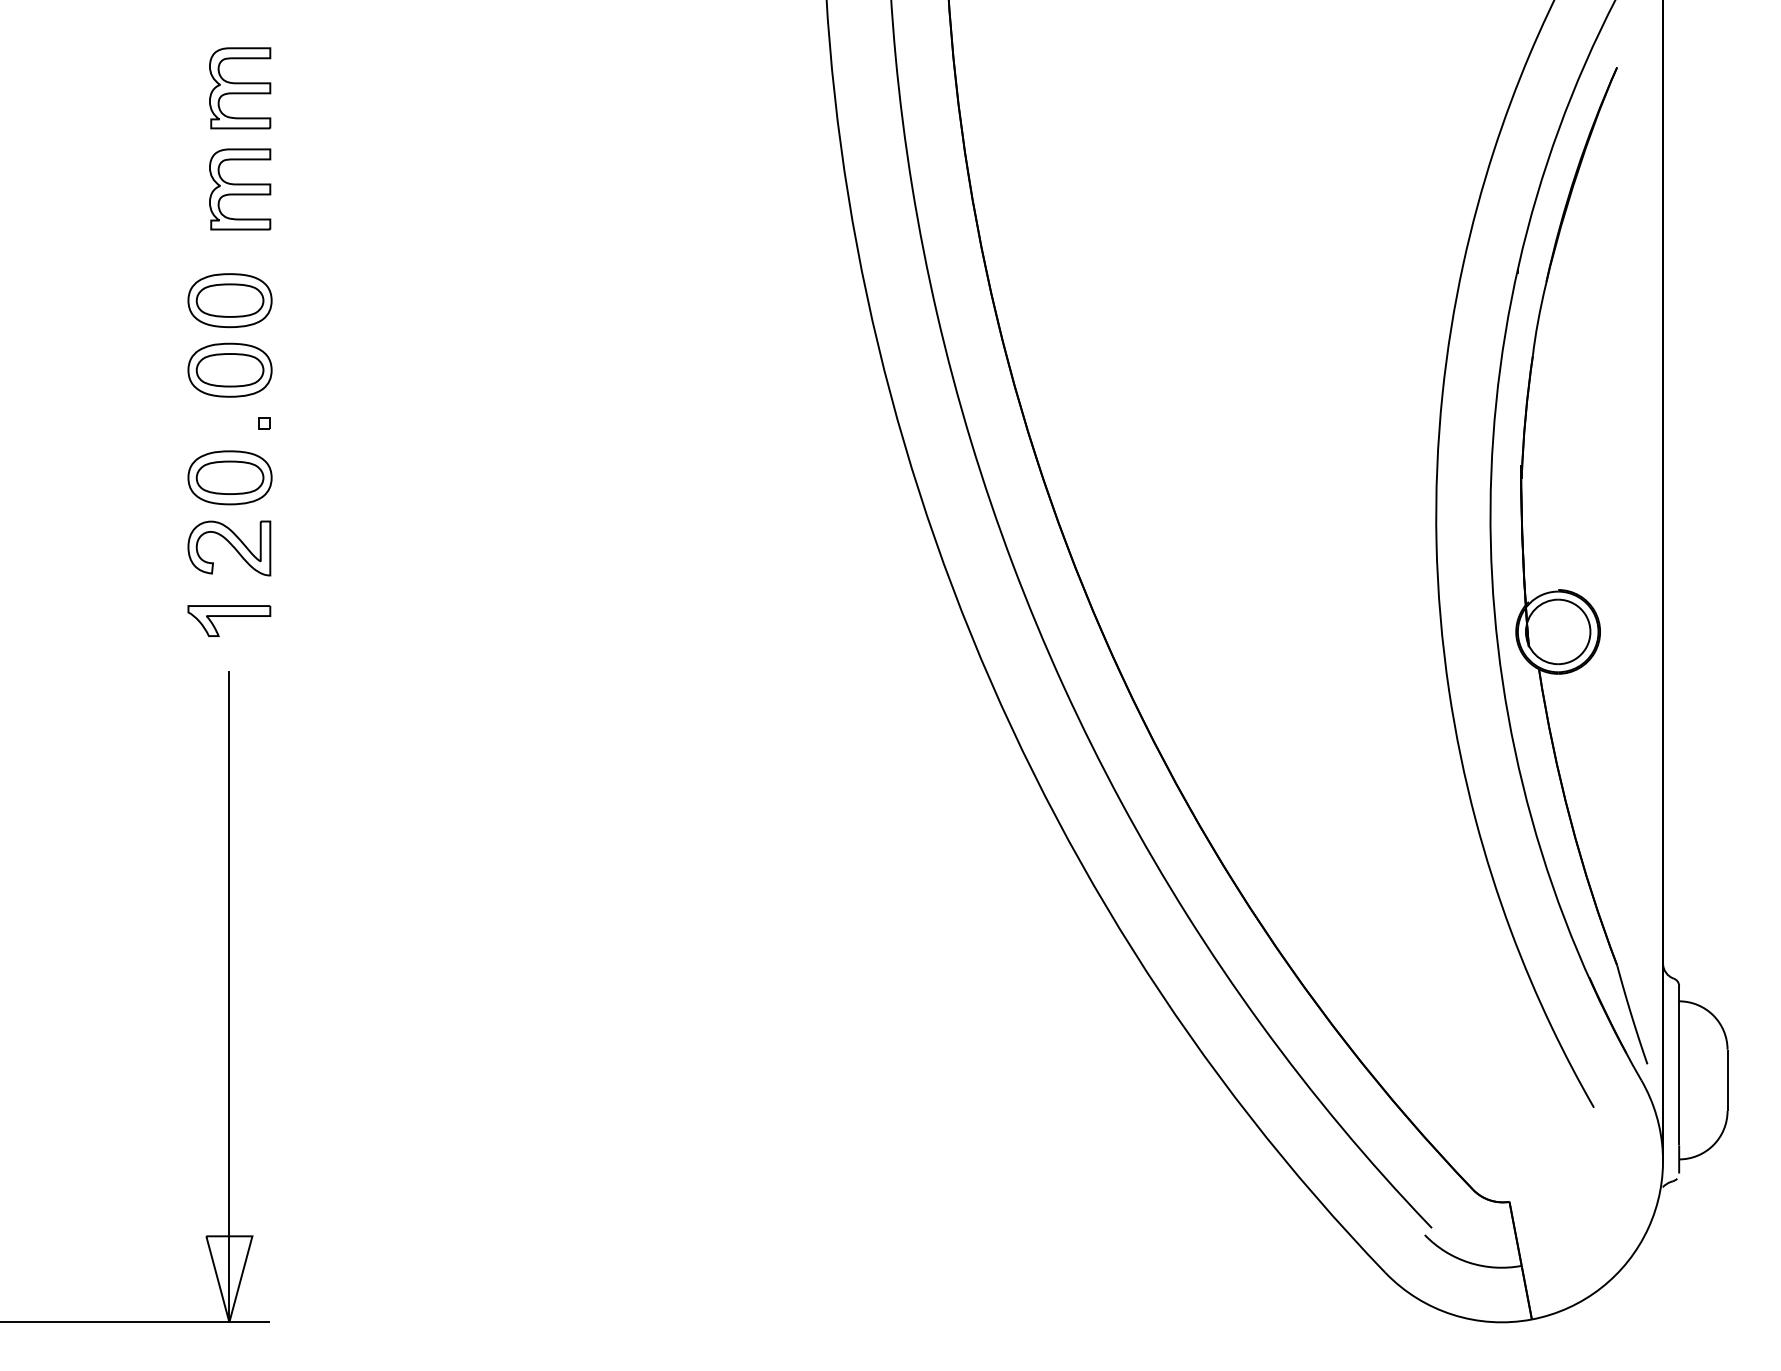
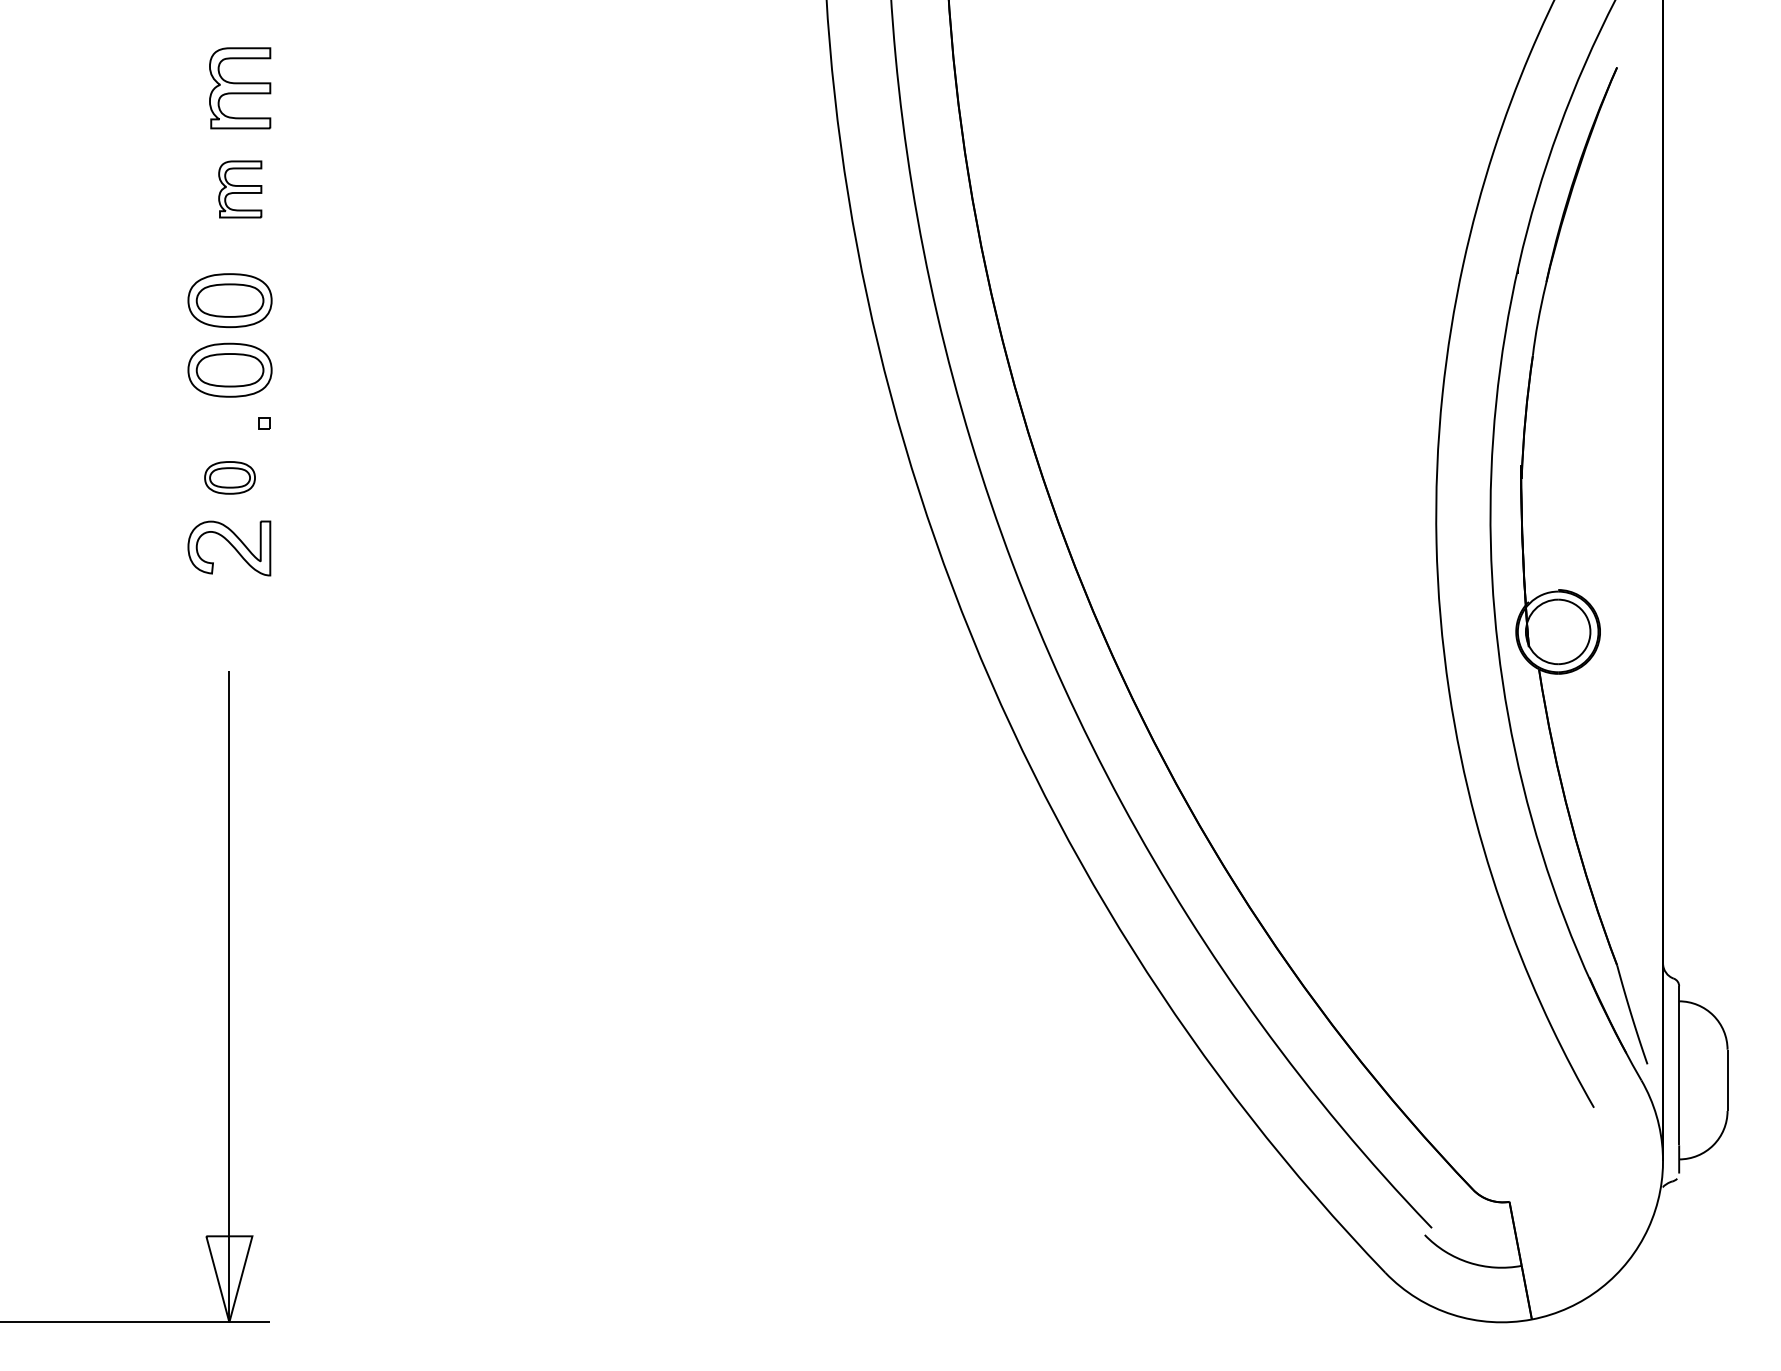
part size: 63x83 px -> 45x59 px (240, 189)
part size: 86x56 px -> 52x34 px (229, 477)
part: present -> none (229, 620)
